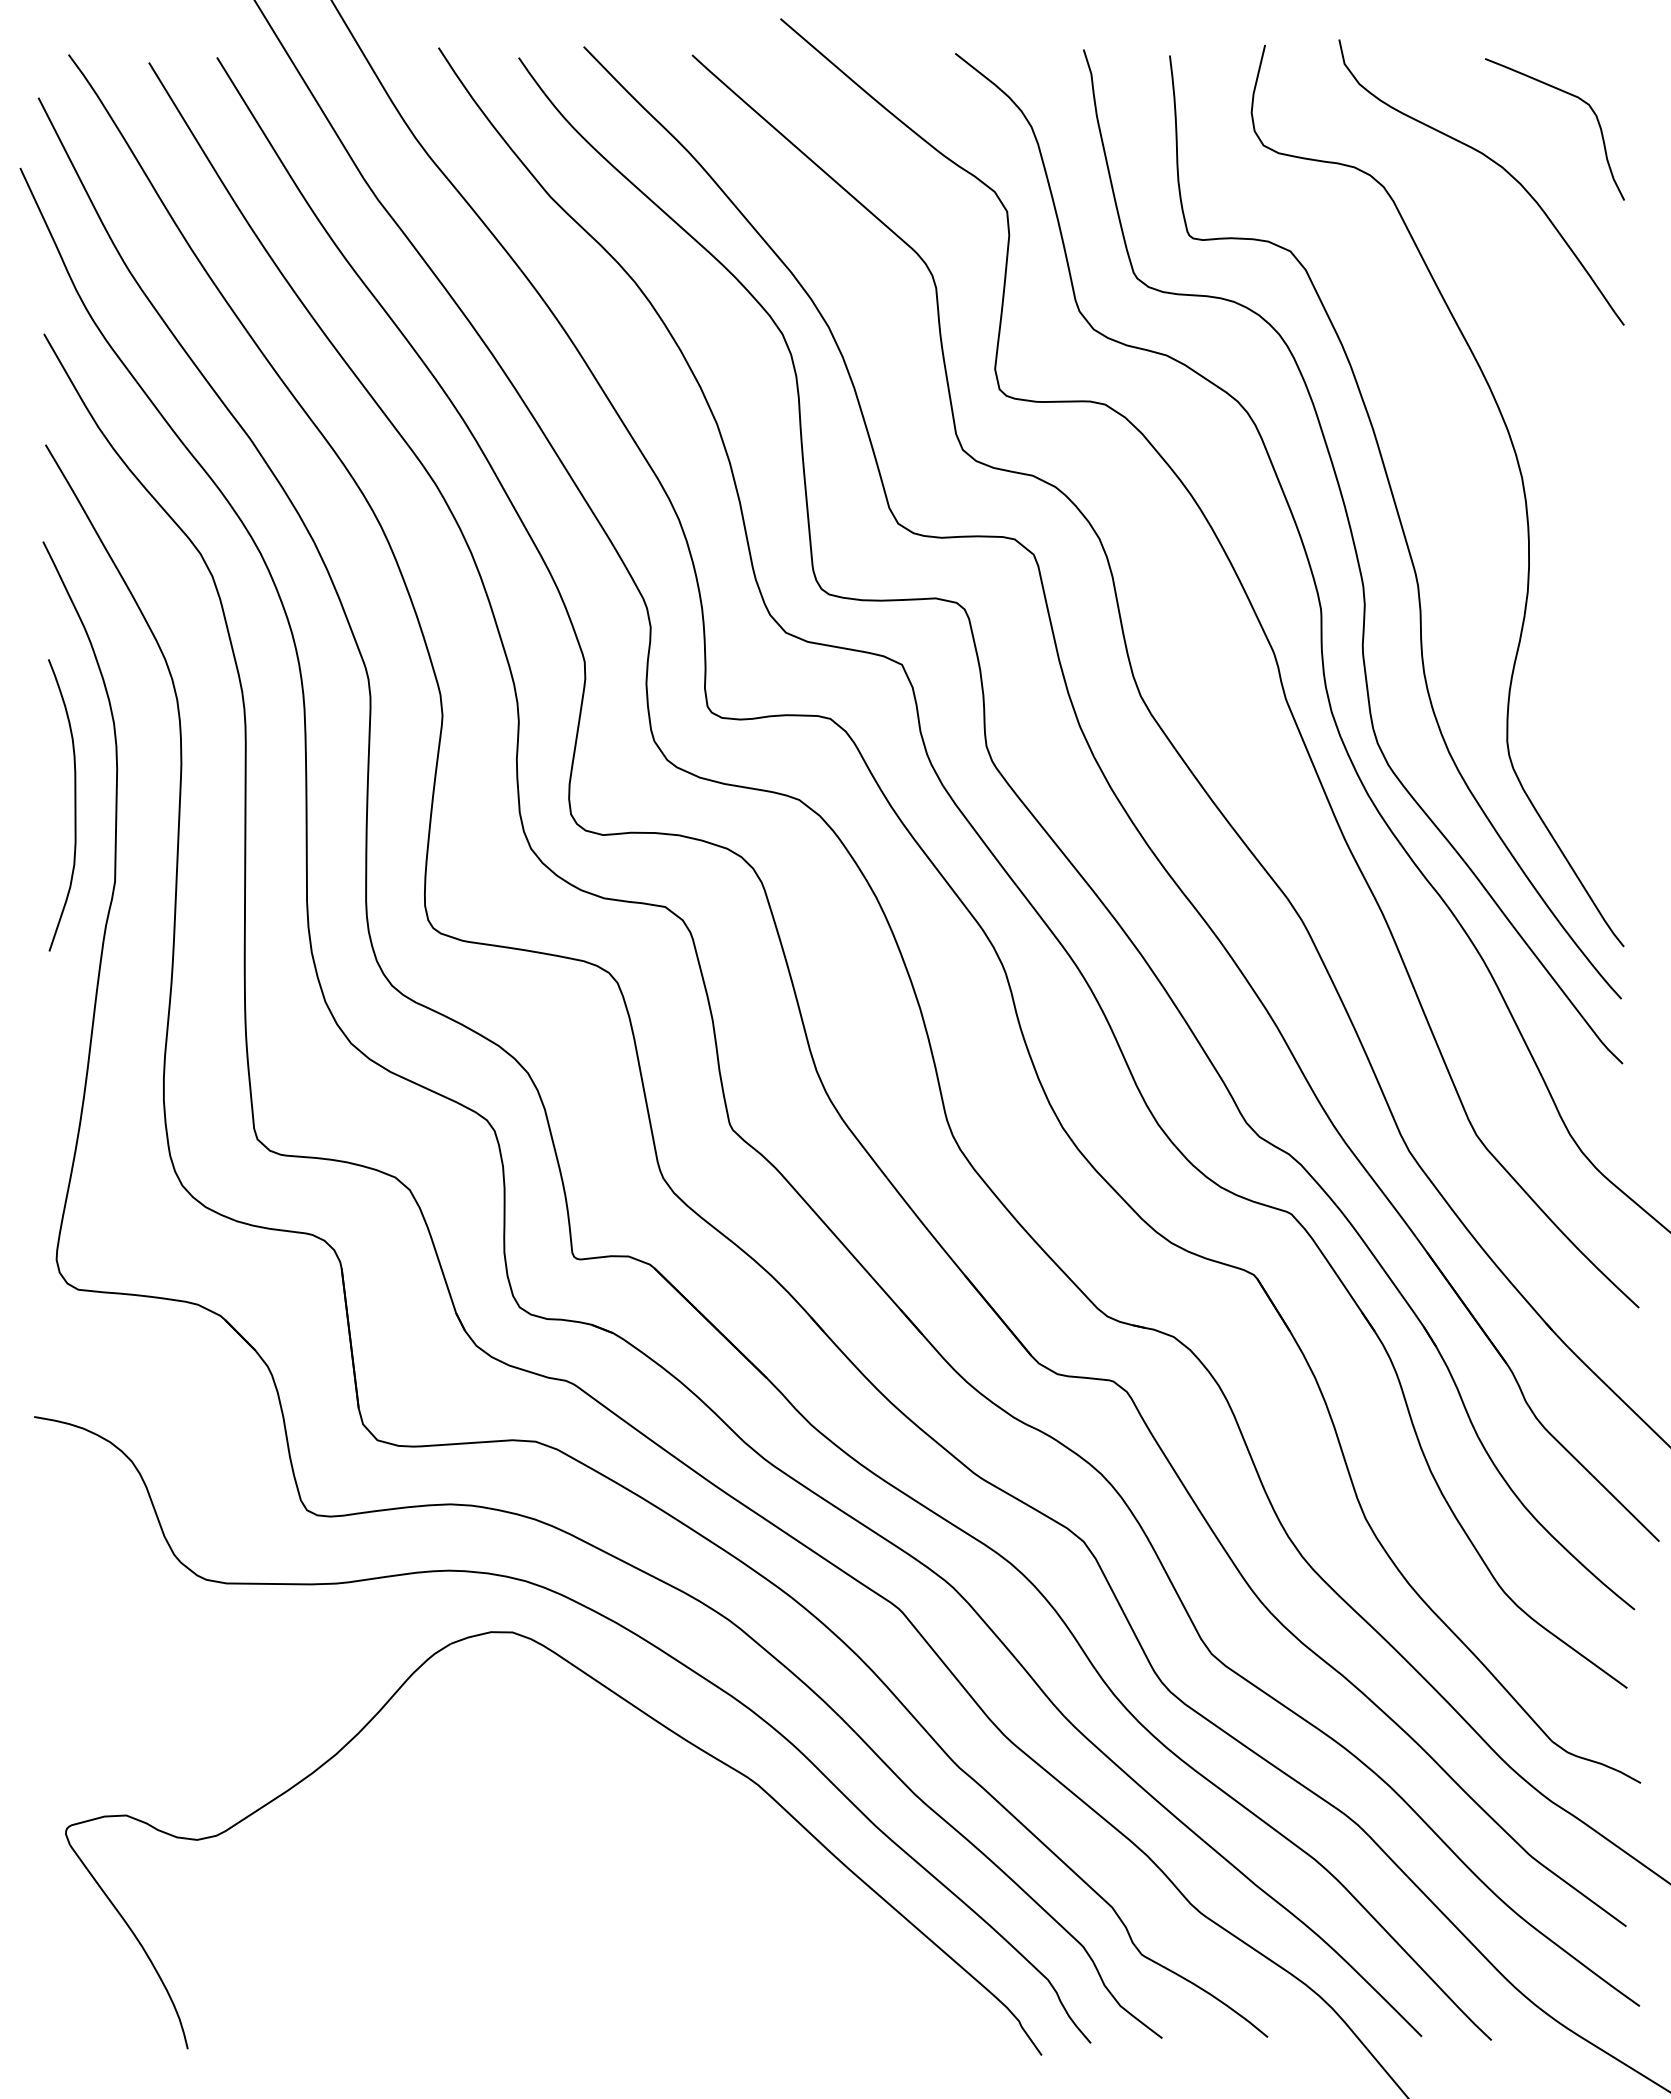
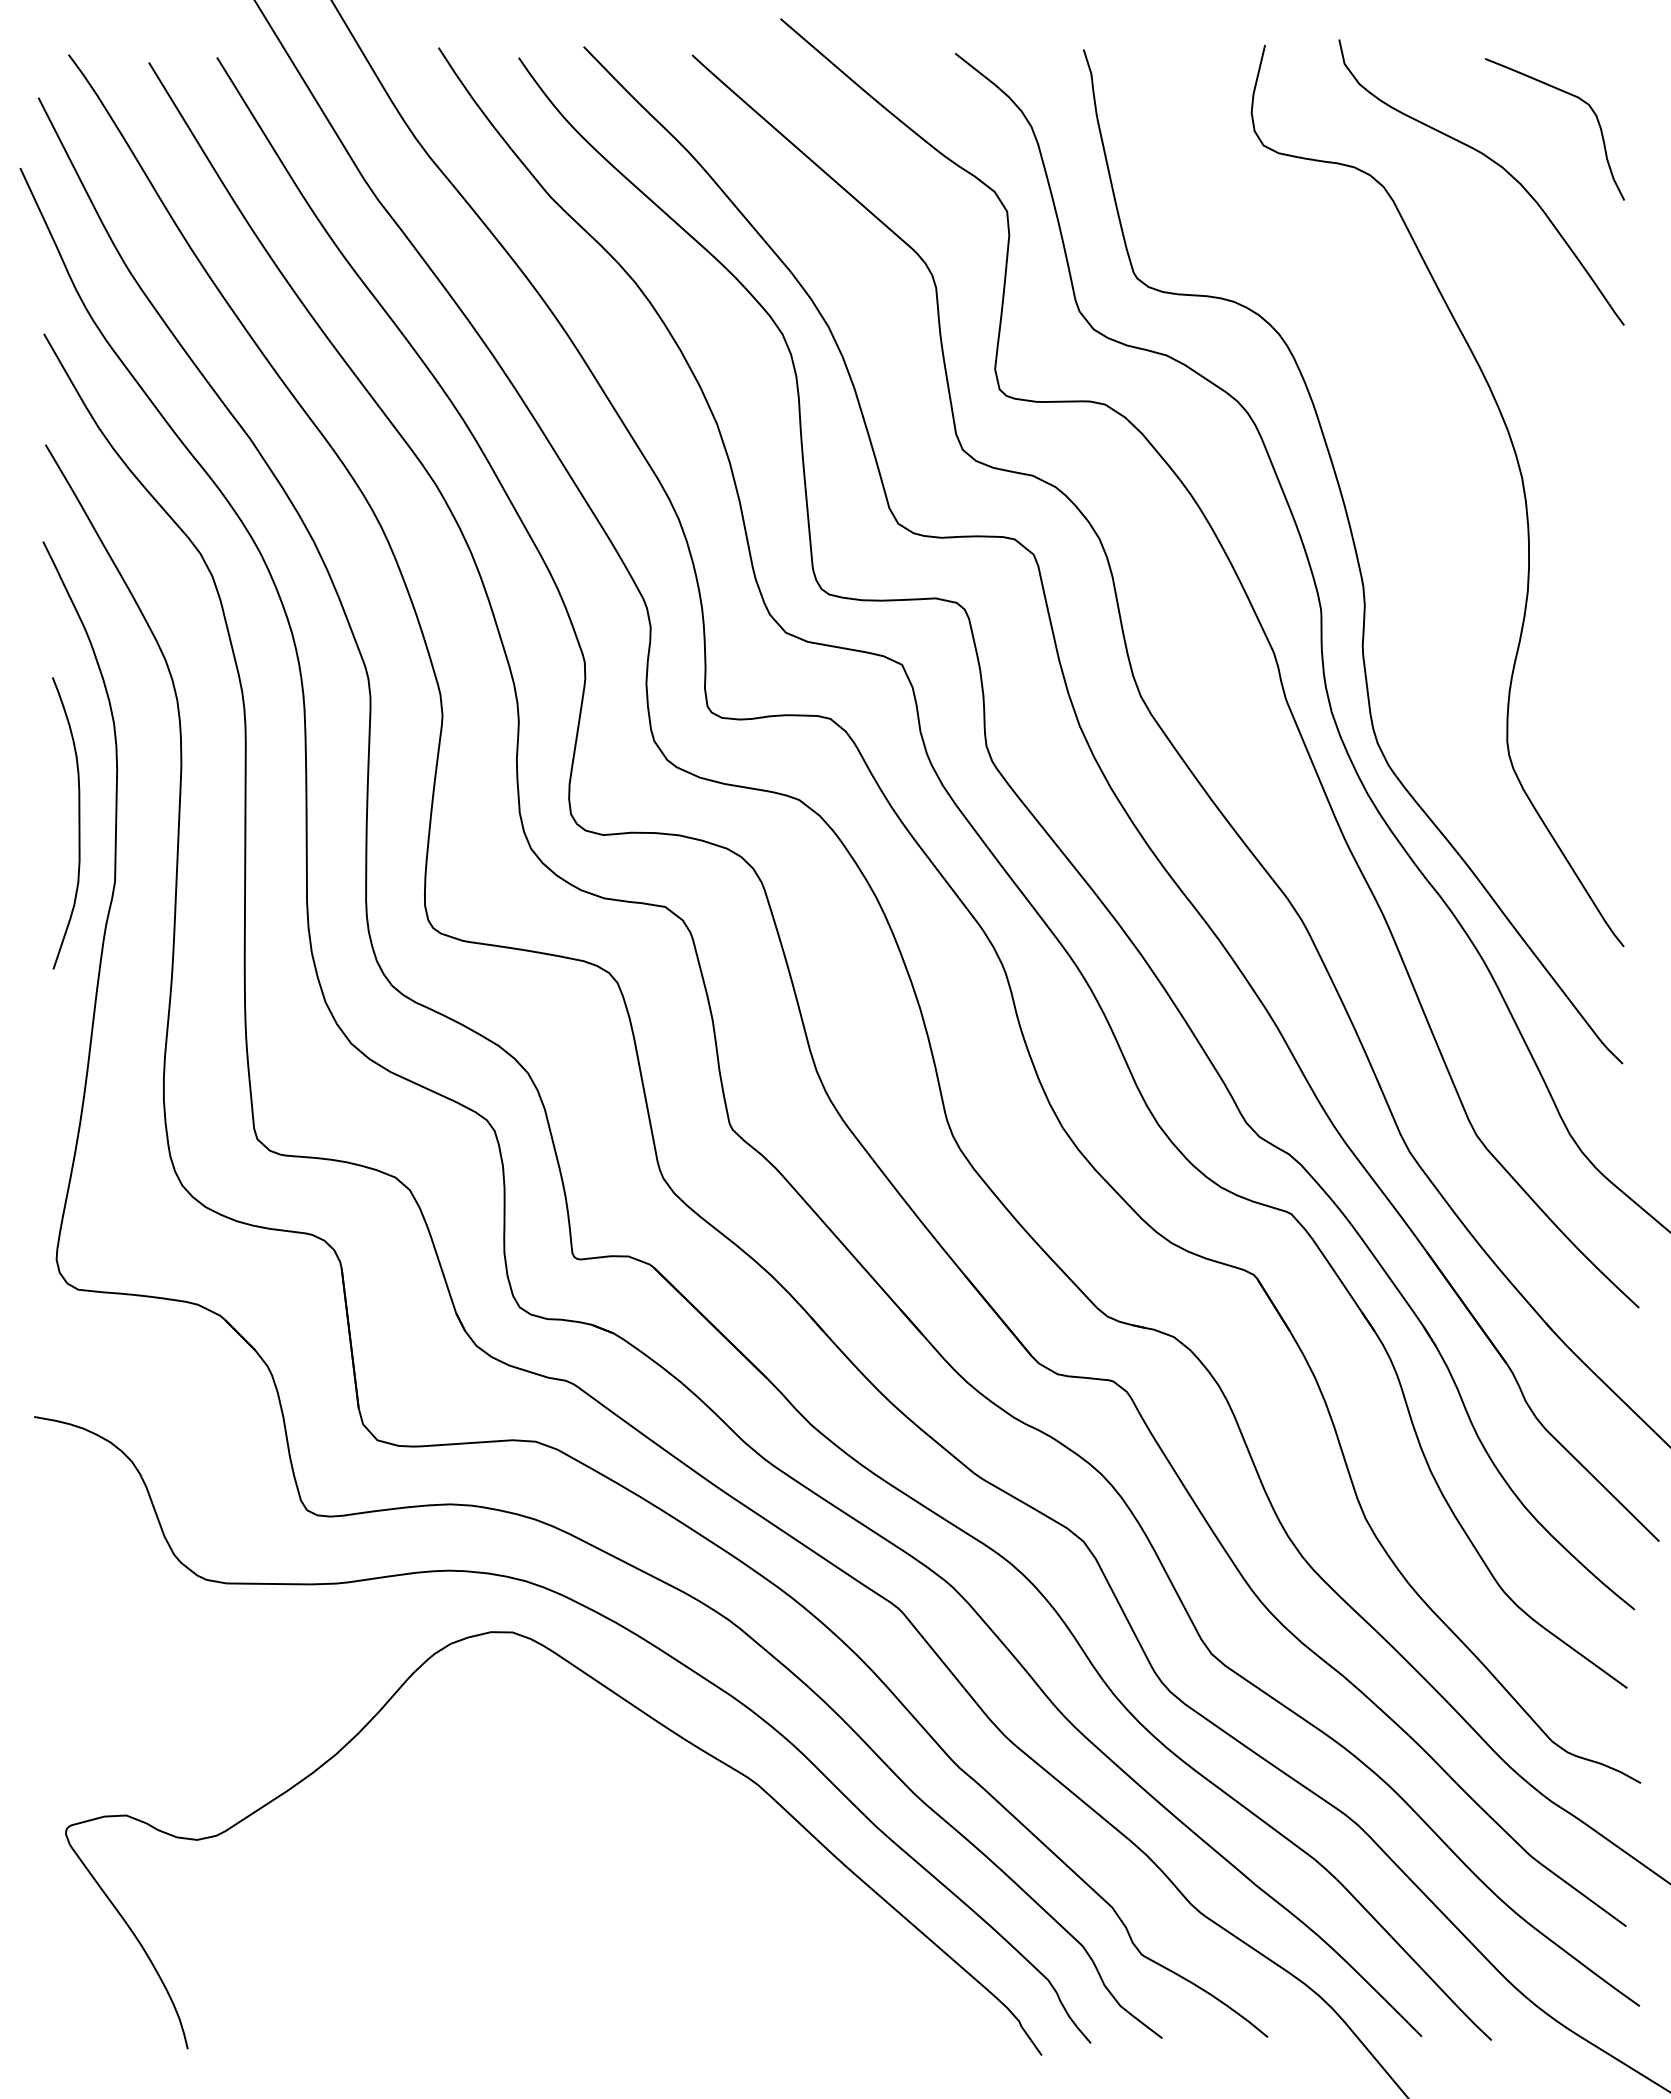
curve: present -> none (1400, 526)
curve position: (74, 805) -> (78, 823) (78, 823)
